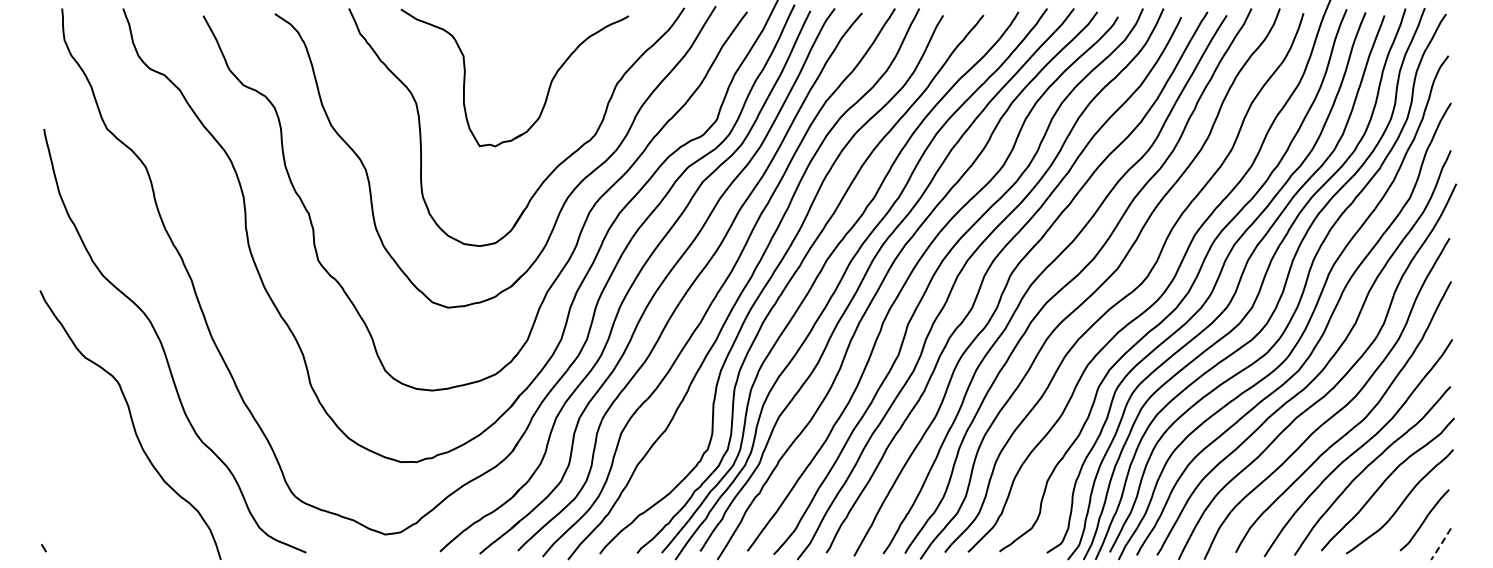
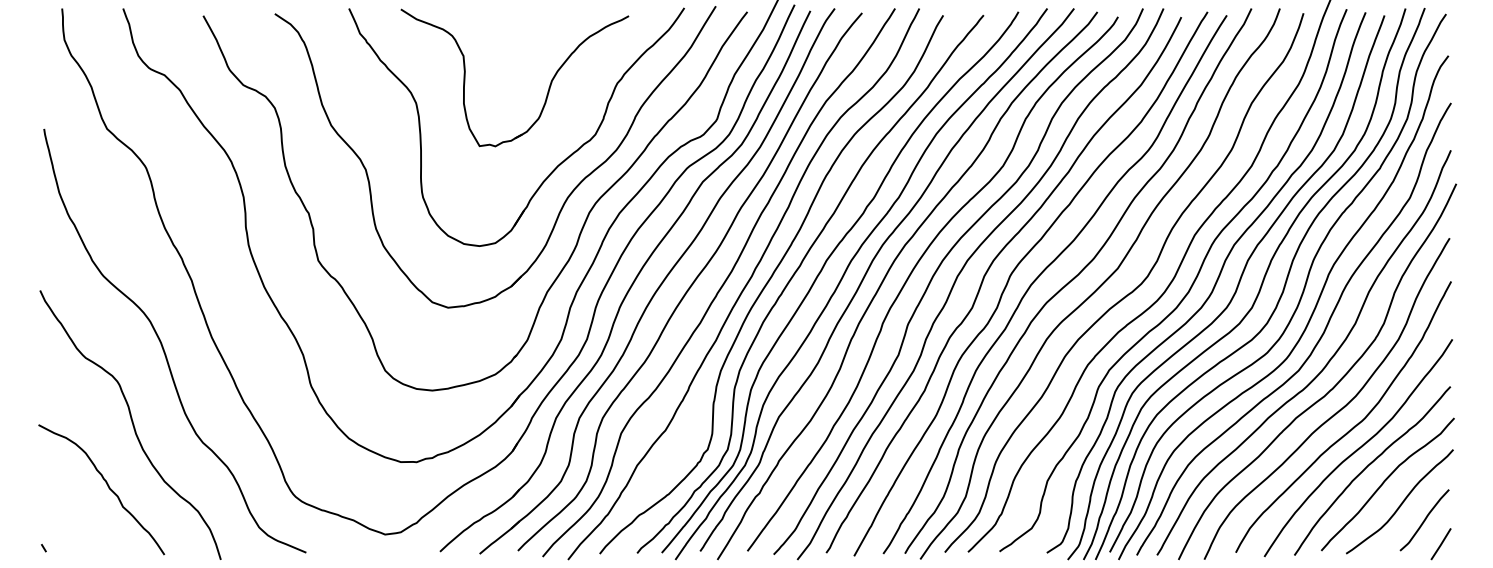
curve: none -> present (107, 486)
line: dashed -> solid (1440, 545)
